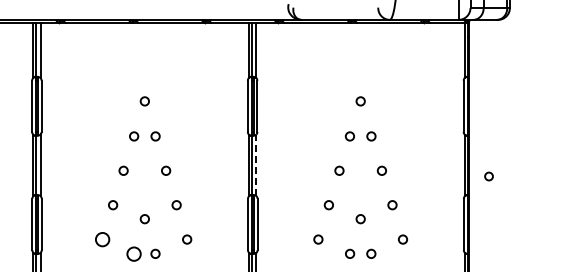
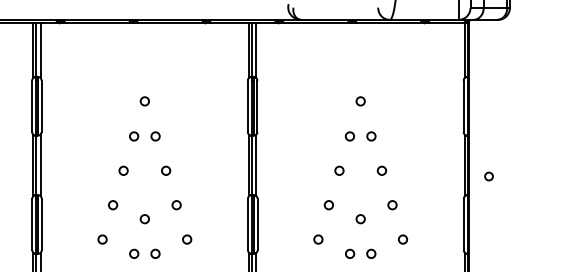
line: dashed -> solid (256, 165)
circle size: 16x16 px -> 11x11 px (102, 239)
circle size: 16x16 px -> 11x11 px (134, 253)
